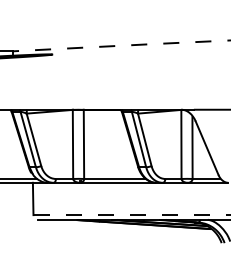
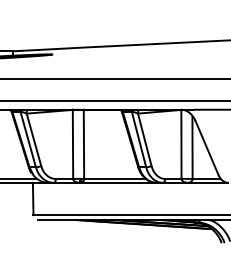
arc: dashed -> solid (121, 45)
line: none -> present (114, 79)
line: none -> present (114, 101)
line: dashed -> solid (132, 215)
